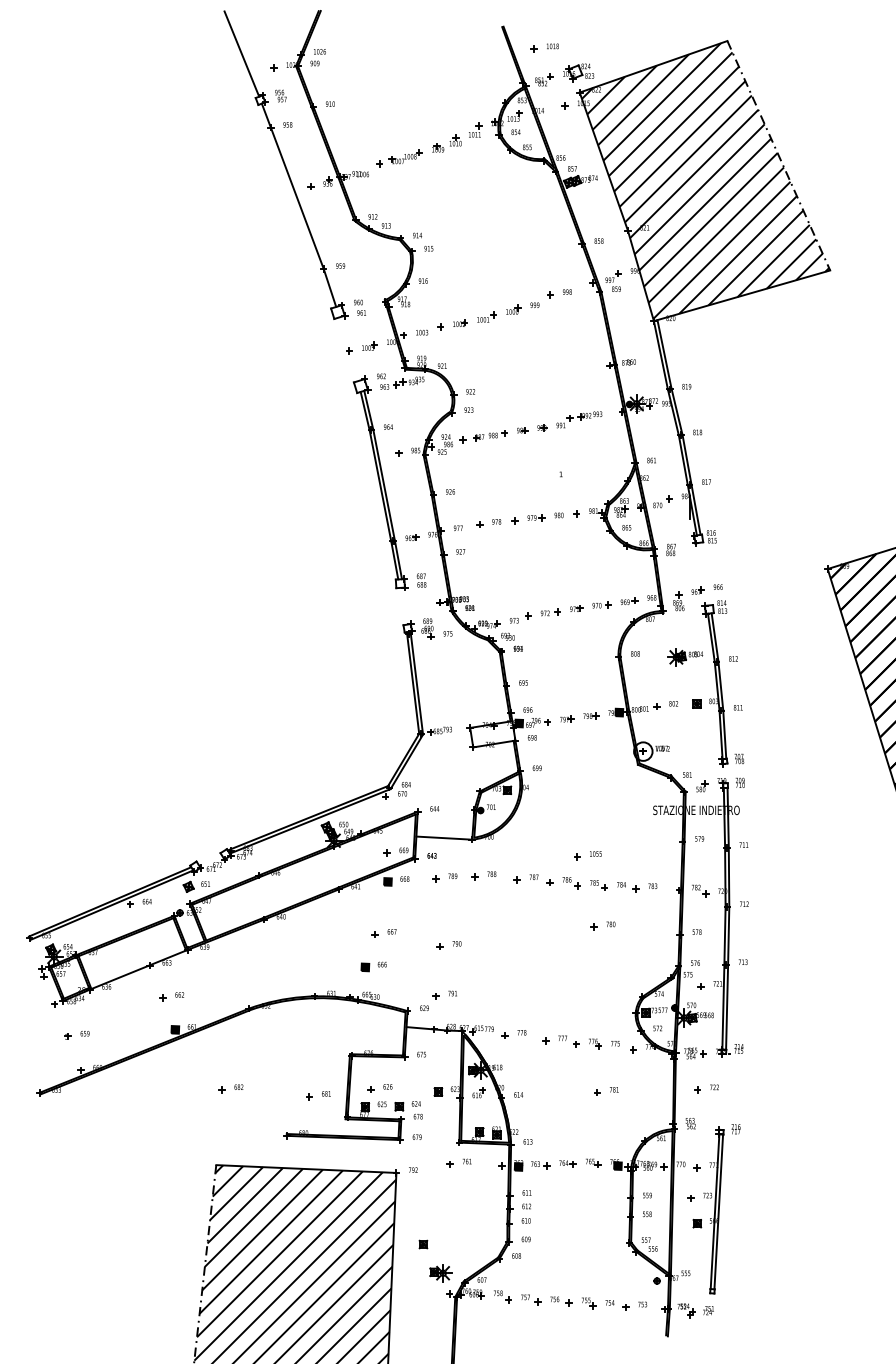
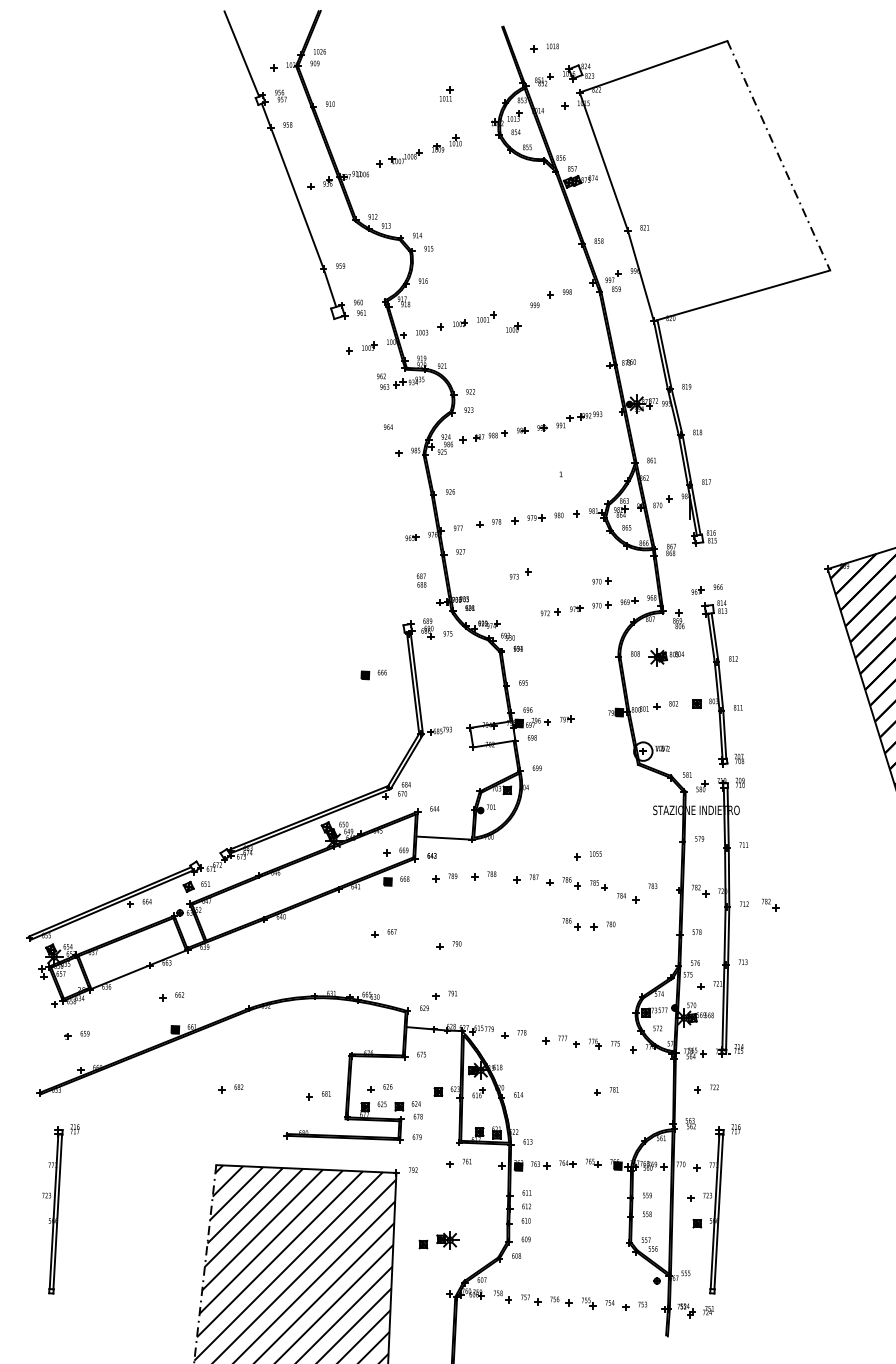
part position: (475, 129) -> (446, 93) (446, 93)
hatch: present -> none (705, 180)
part position: (513, 309) -> (513, 327) (513, 327)
part: present -> none (380, 482)
part: none -> present (601, 580)
part position: (678, 601) -> (678, 619) (678, 619)
part position: (520, 617) -> (520, 573) (520, 573)
part position: (685, 657) -> (666, 657) (666, 657)
part: present -> none (591, 715)
part position: (628, 887) -> (628, 898) (628, 898)
part: none -> present (770, 904)
part: none -> present (571, 924)
part position: (373, 966) -> (373, 674) (373, 674)
part: none -> present (60, 1209)
part position: (440, 1273) -> (447, 1240) (447, 1240)
